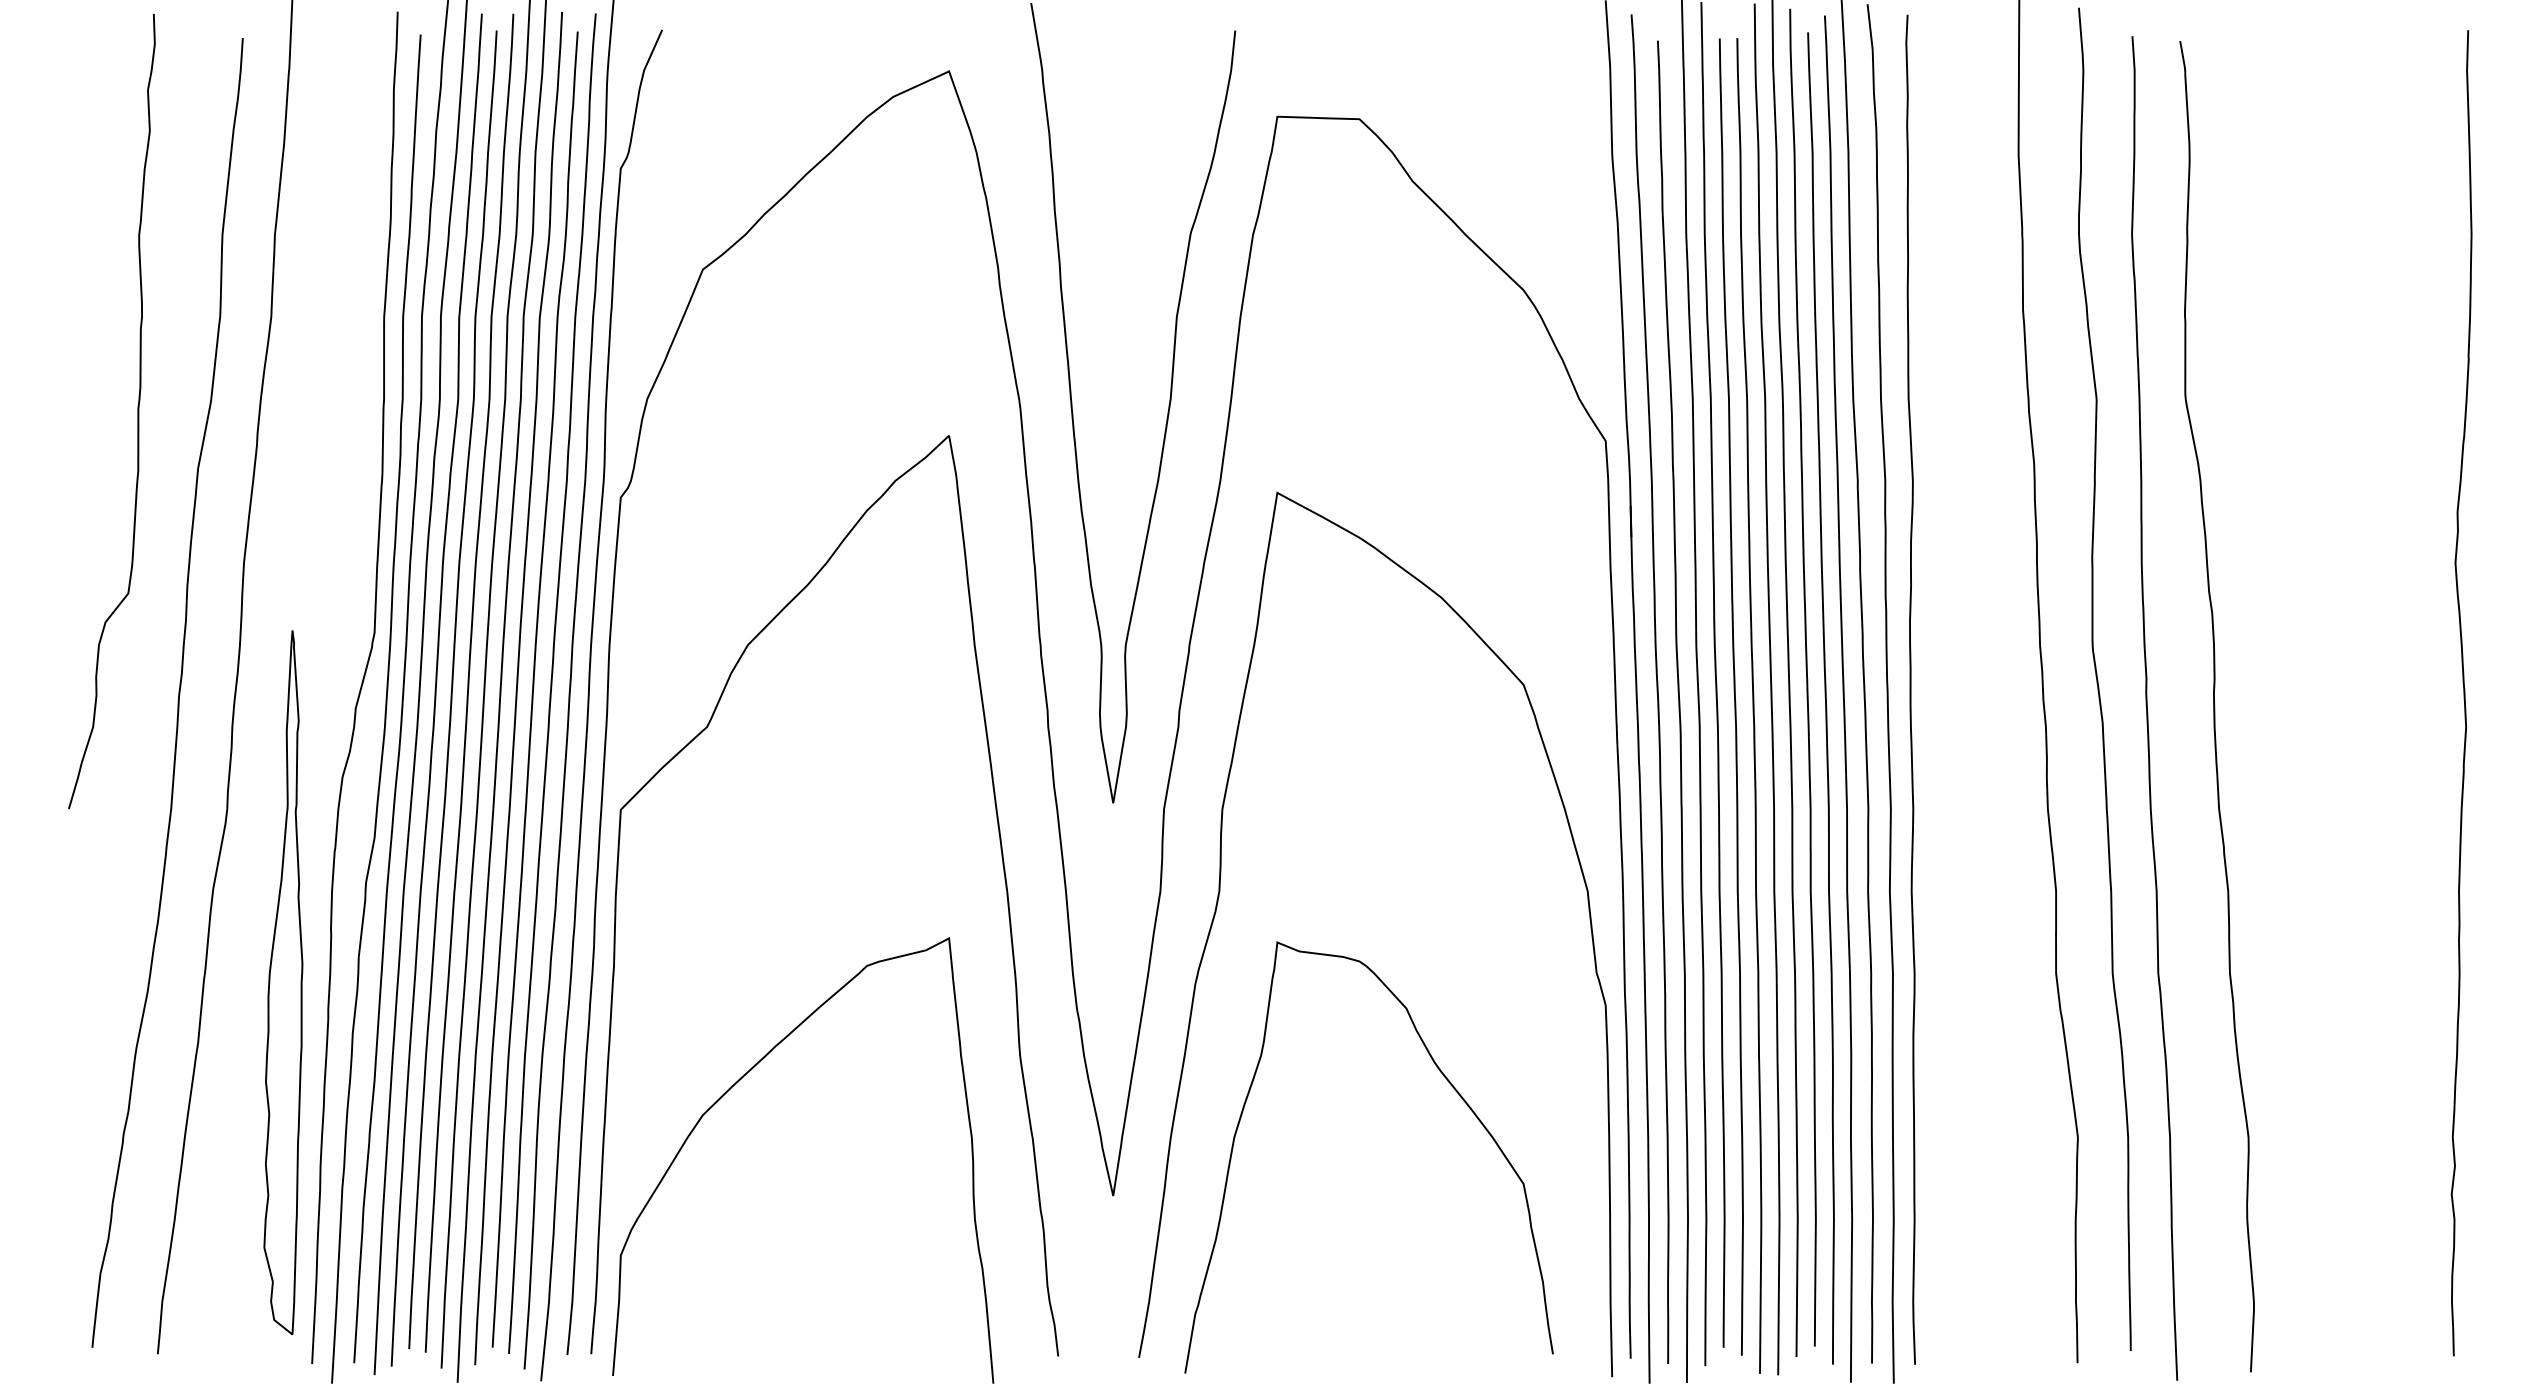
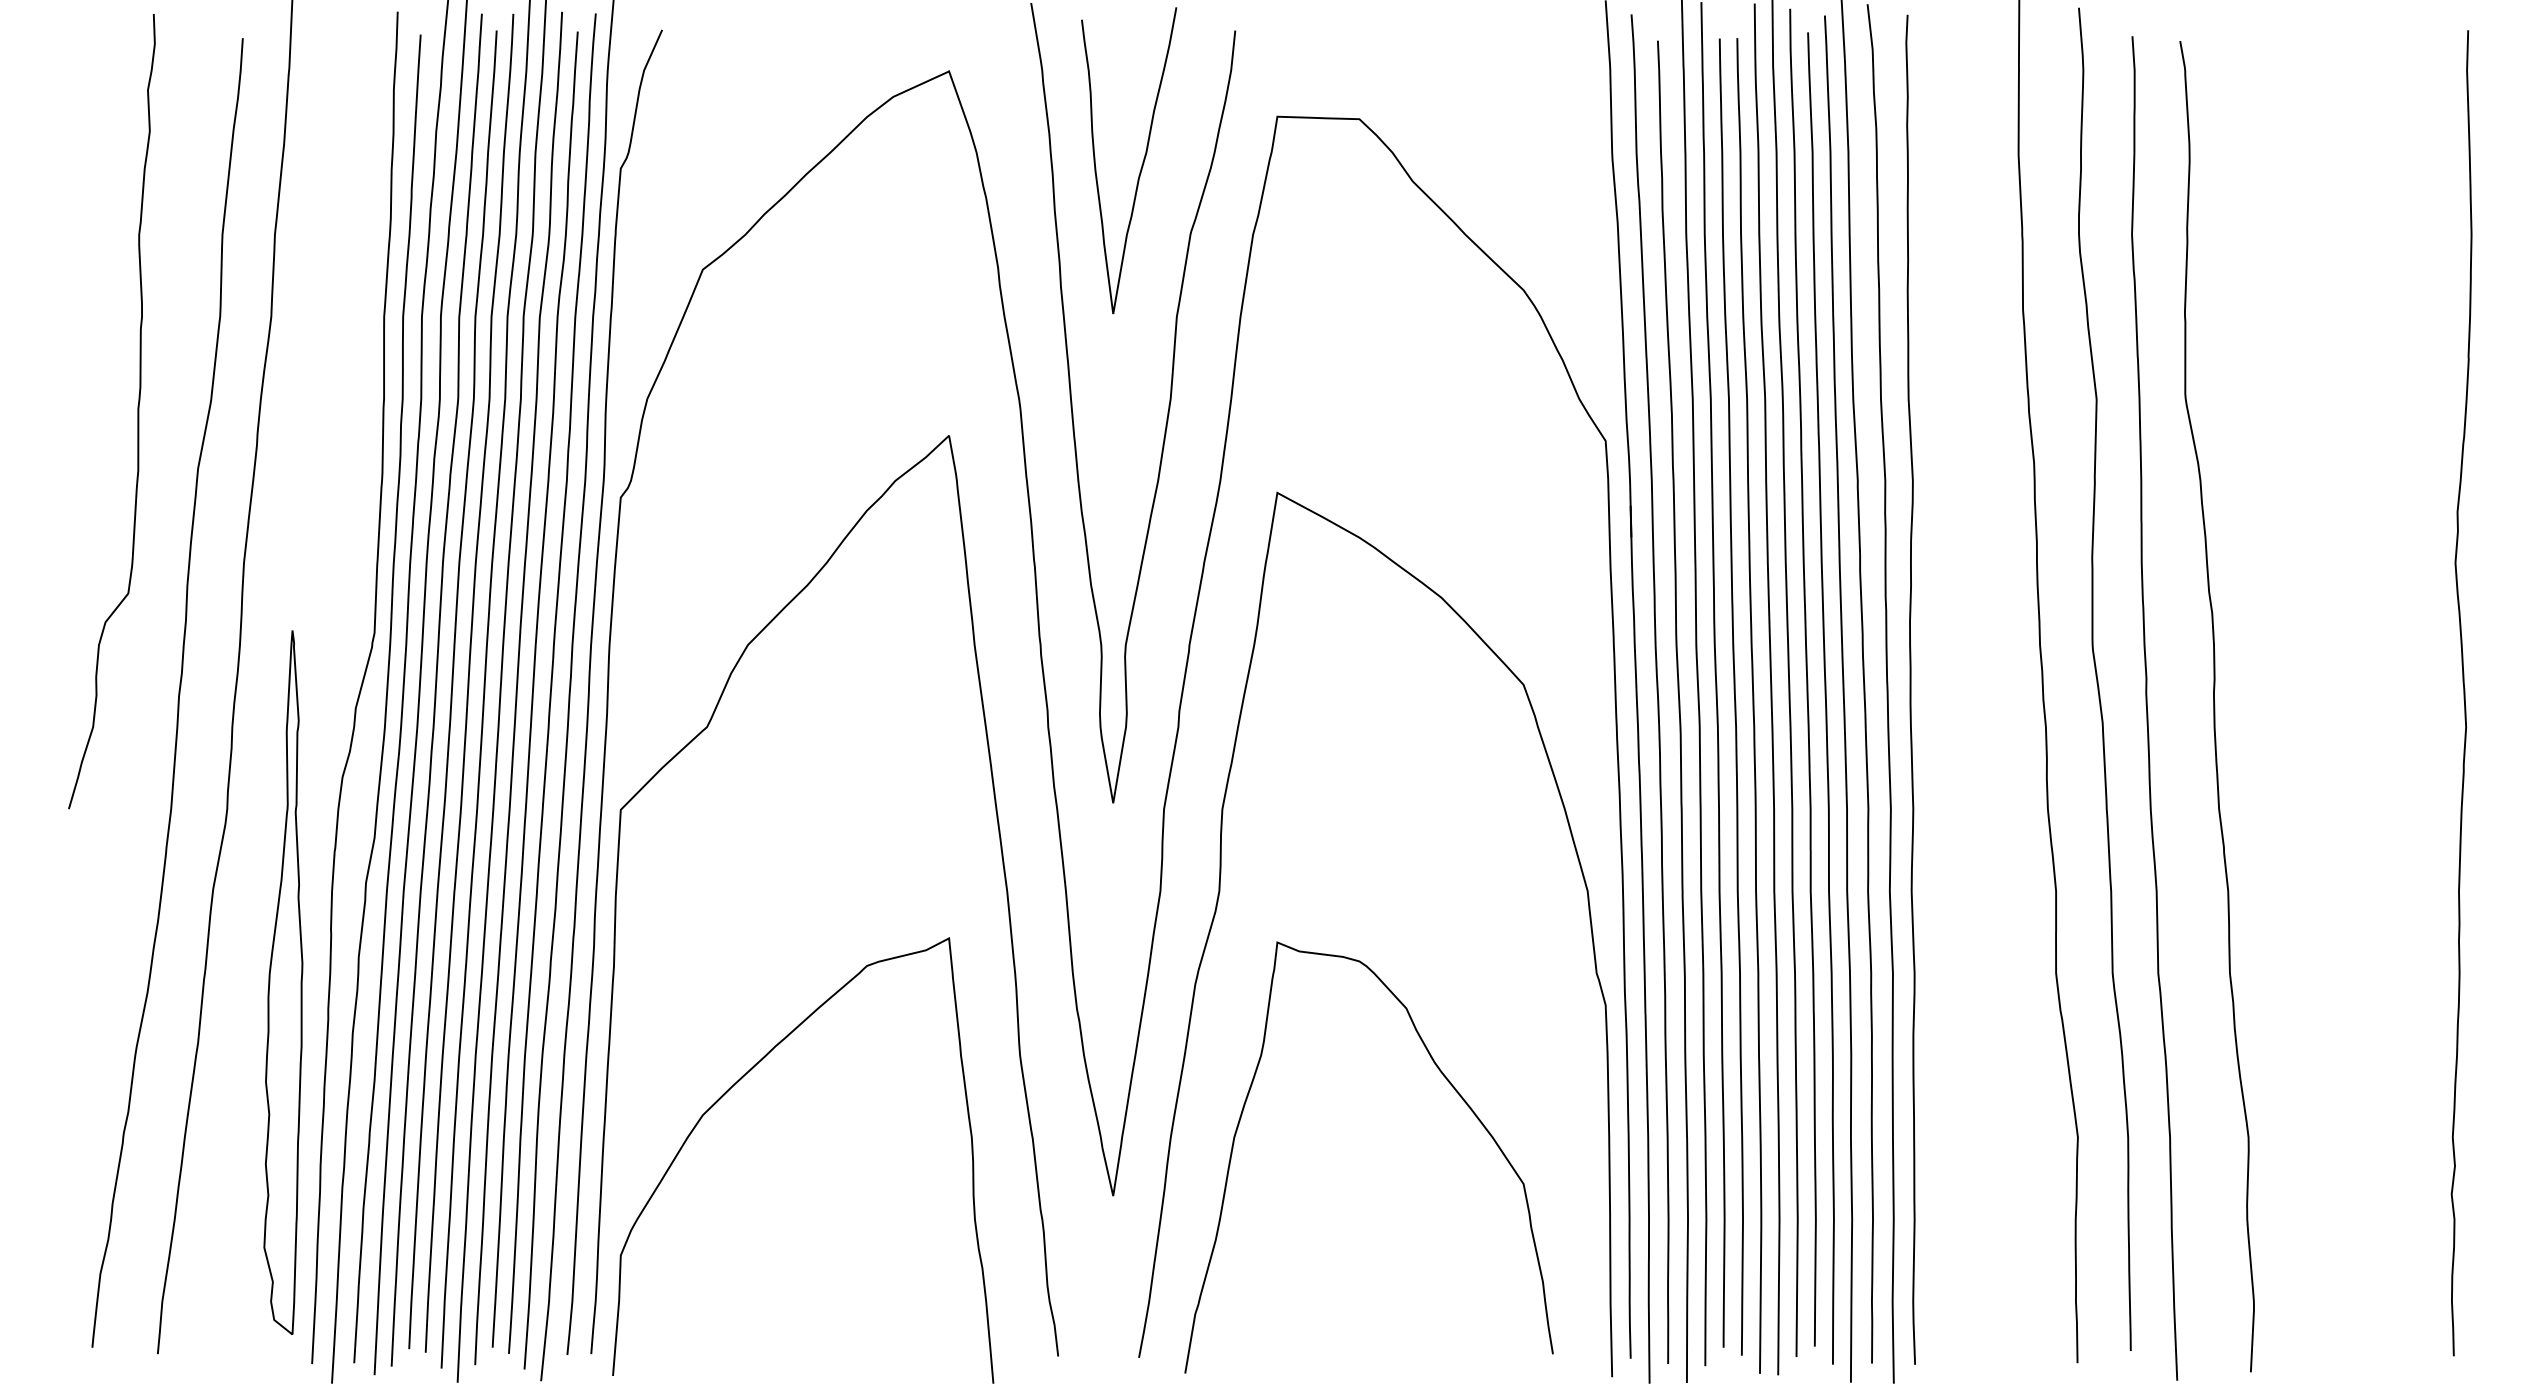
curve: none -> present (1141, 165)
